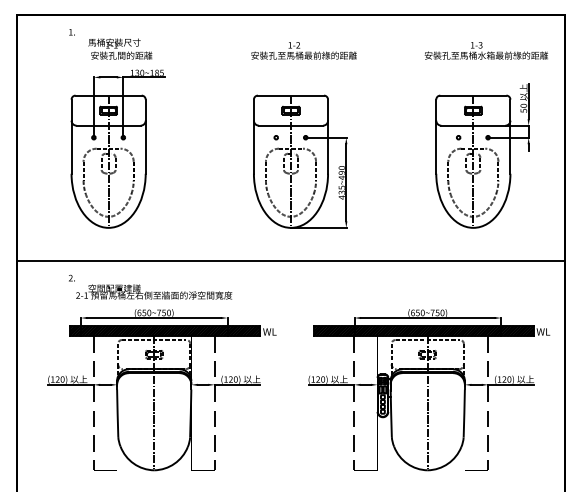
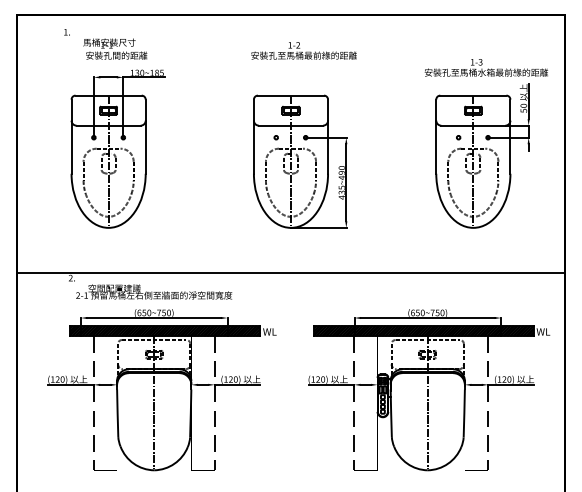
text position: (110, 44) -> (105, 44) (105, 44)
text position: (485, 50) -> (485, 67) (485, 67)
line position: (290, 260) -> (290, 272) (290, 272)
